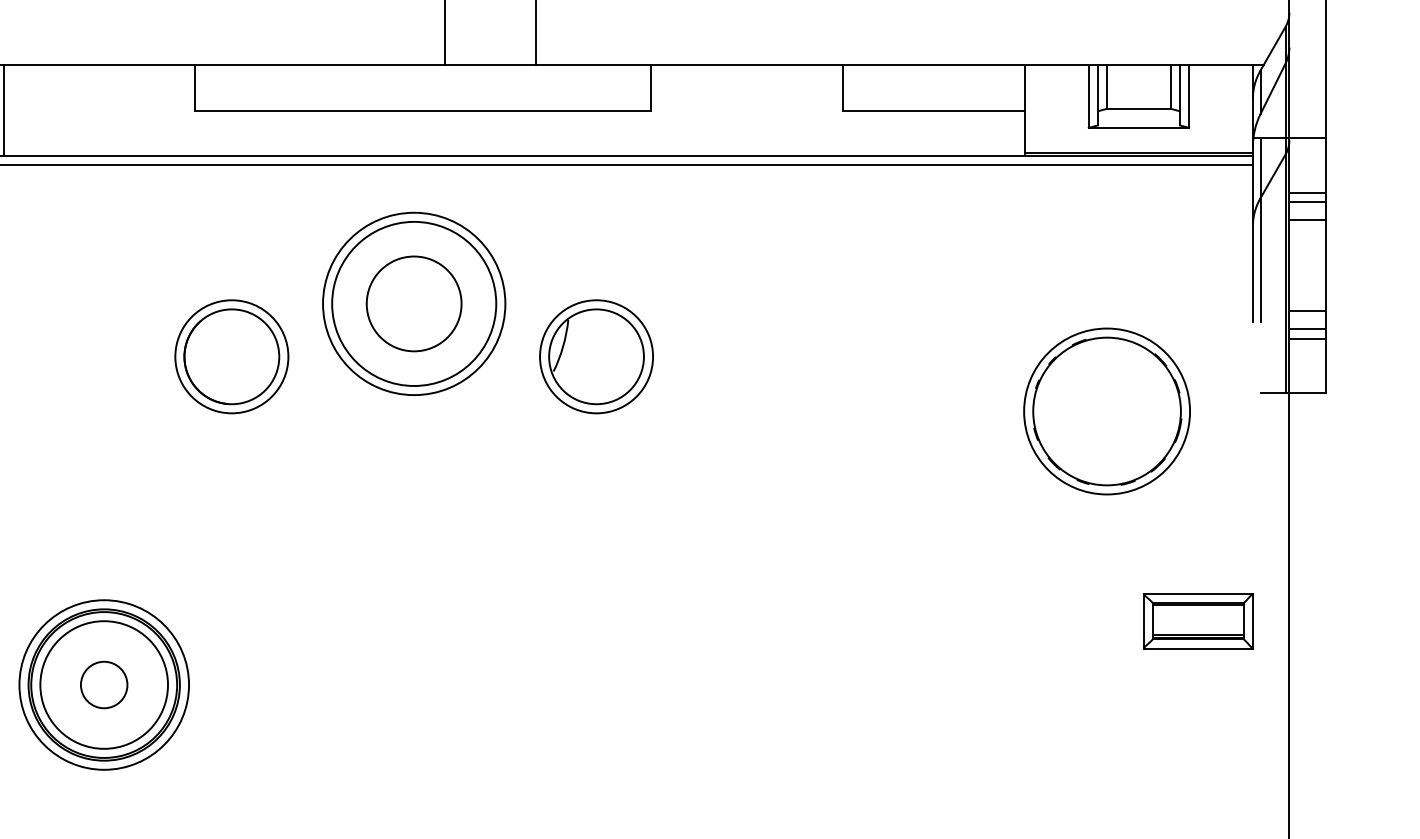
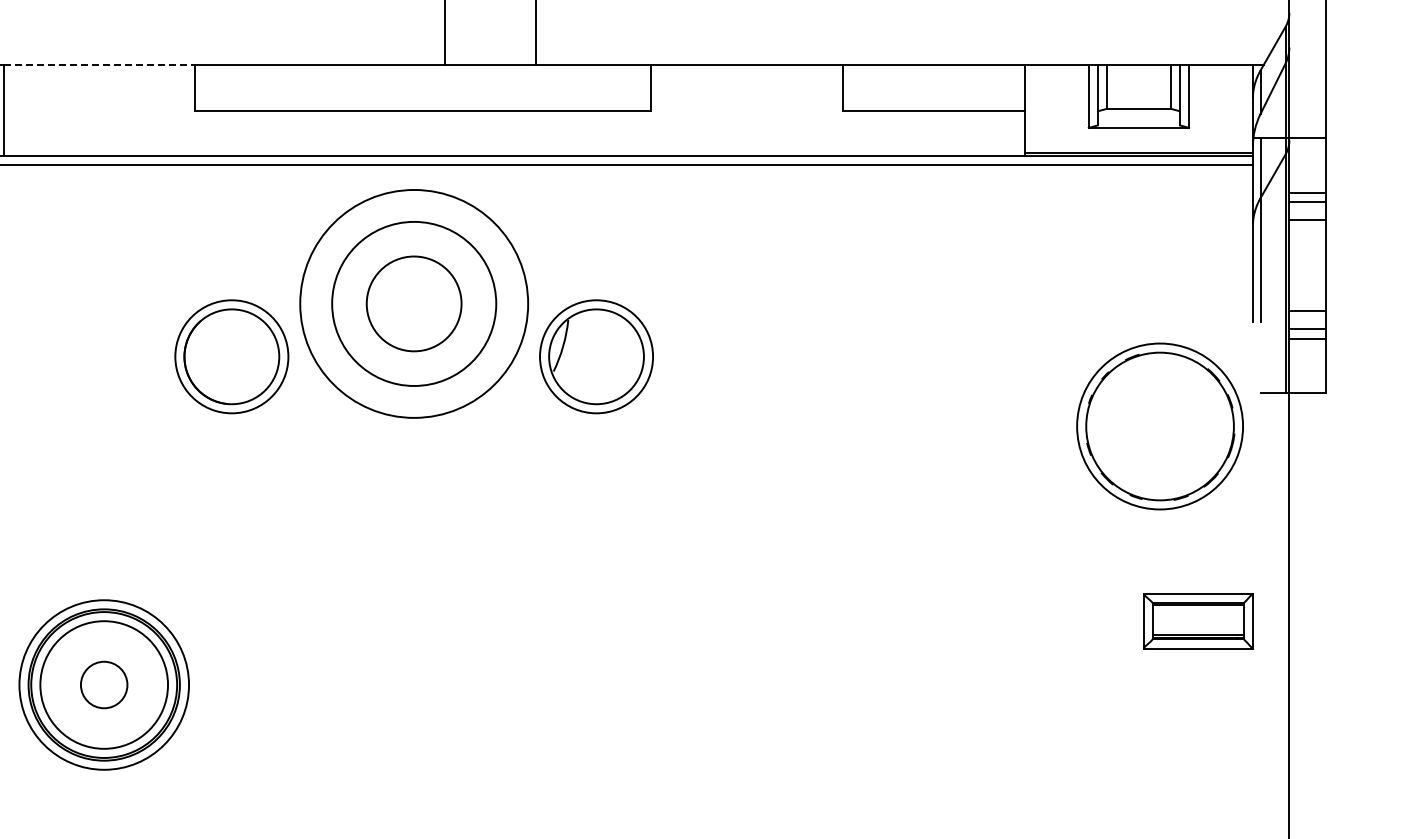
line: solid -> dashed (99, 65)
circle diameter: 182 px -> 228 px (414, 303)
part position: (1106, 411) -> (1159, 426) (1159, 426)
